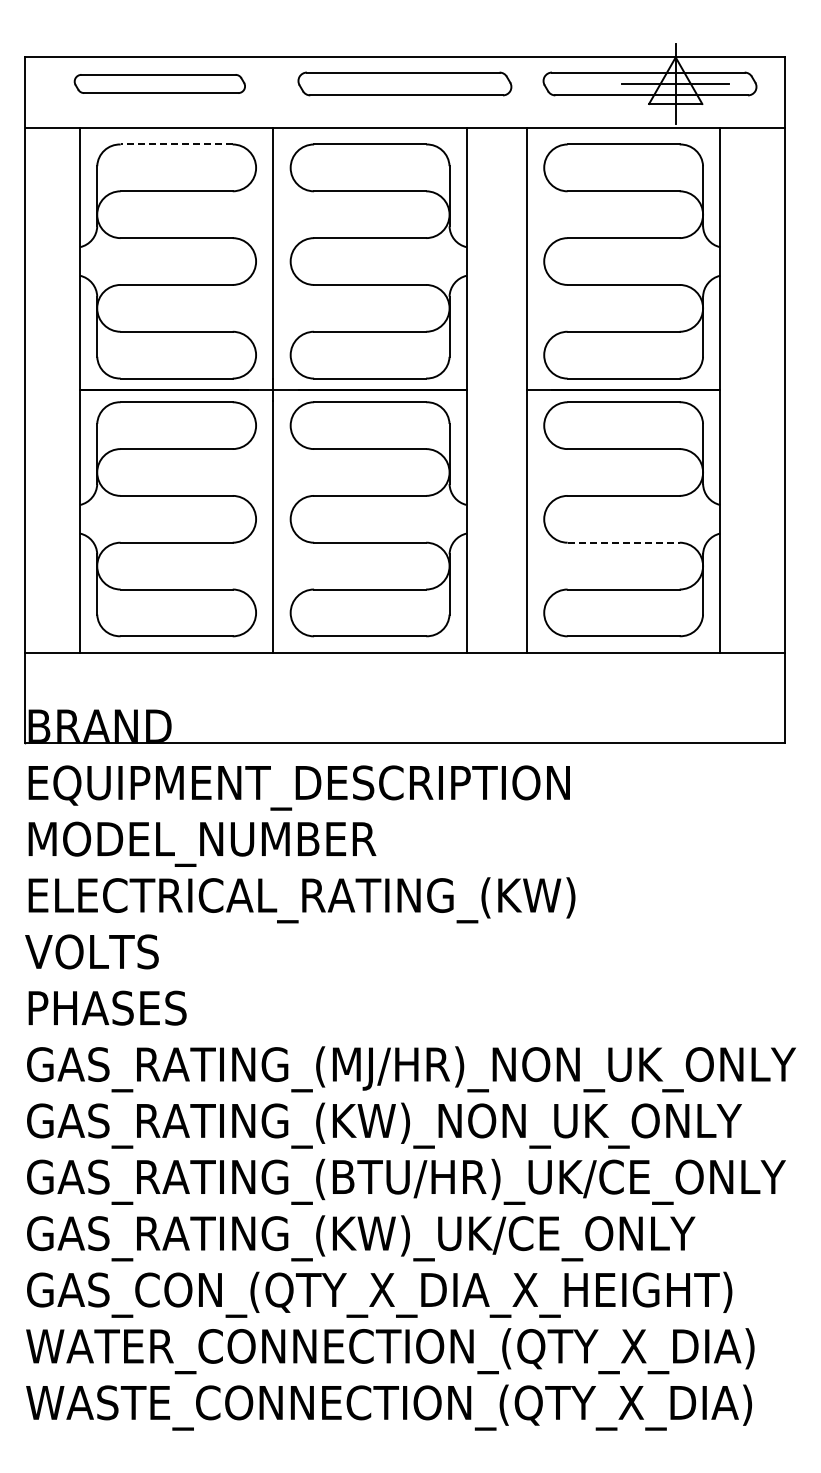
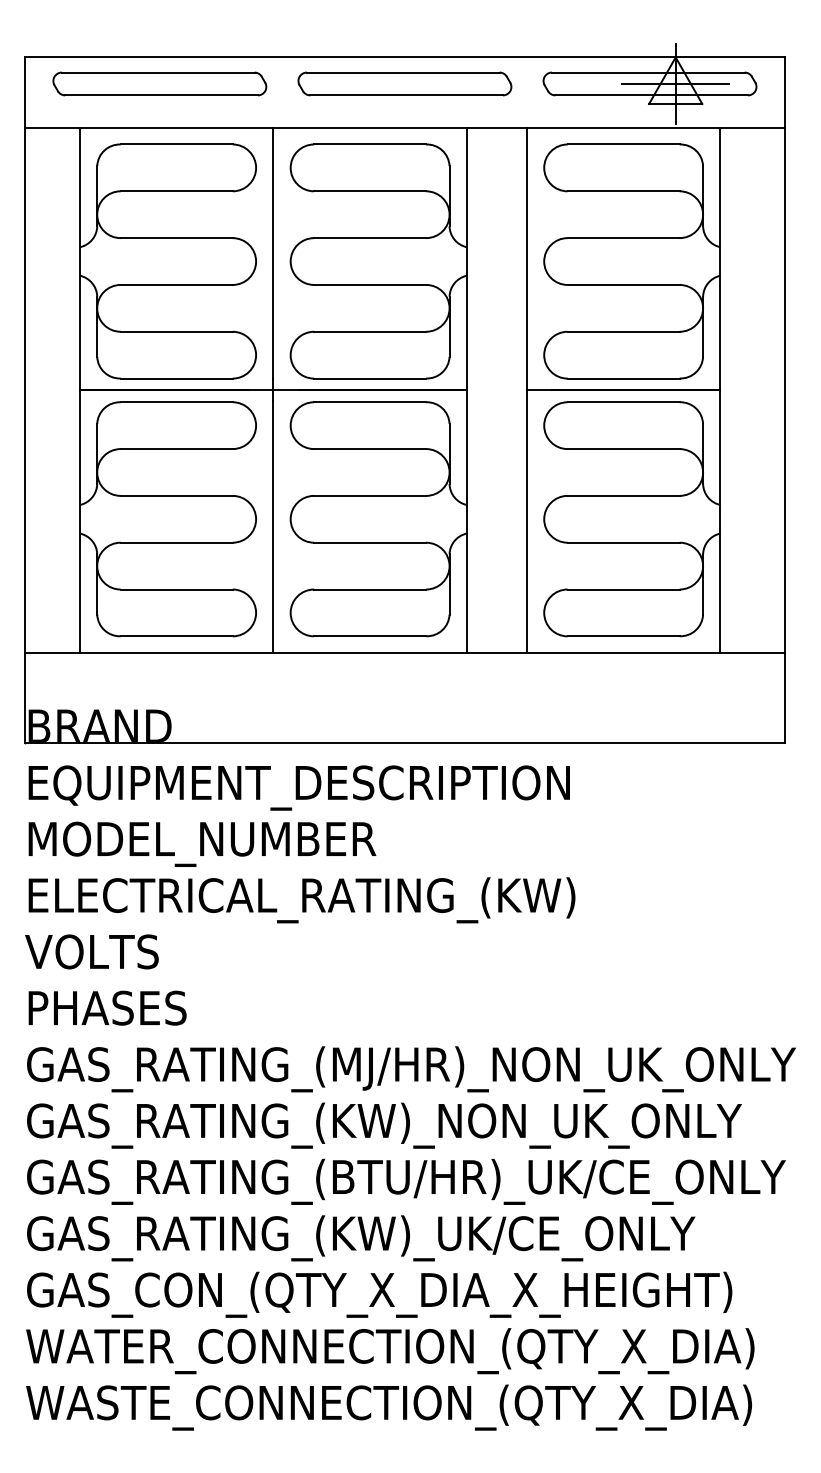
part size: 173x20 px -> 216x26 px (159, 83)
line: dashed -> solid (176, 144)
line: dashed -> solid (624, 542)
